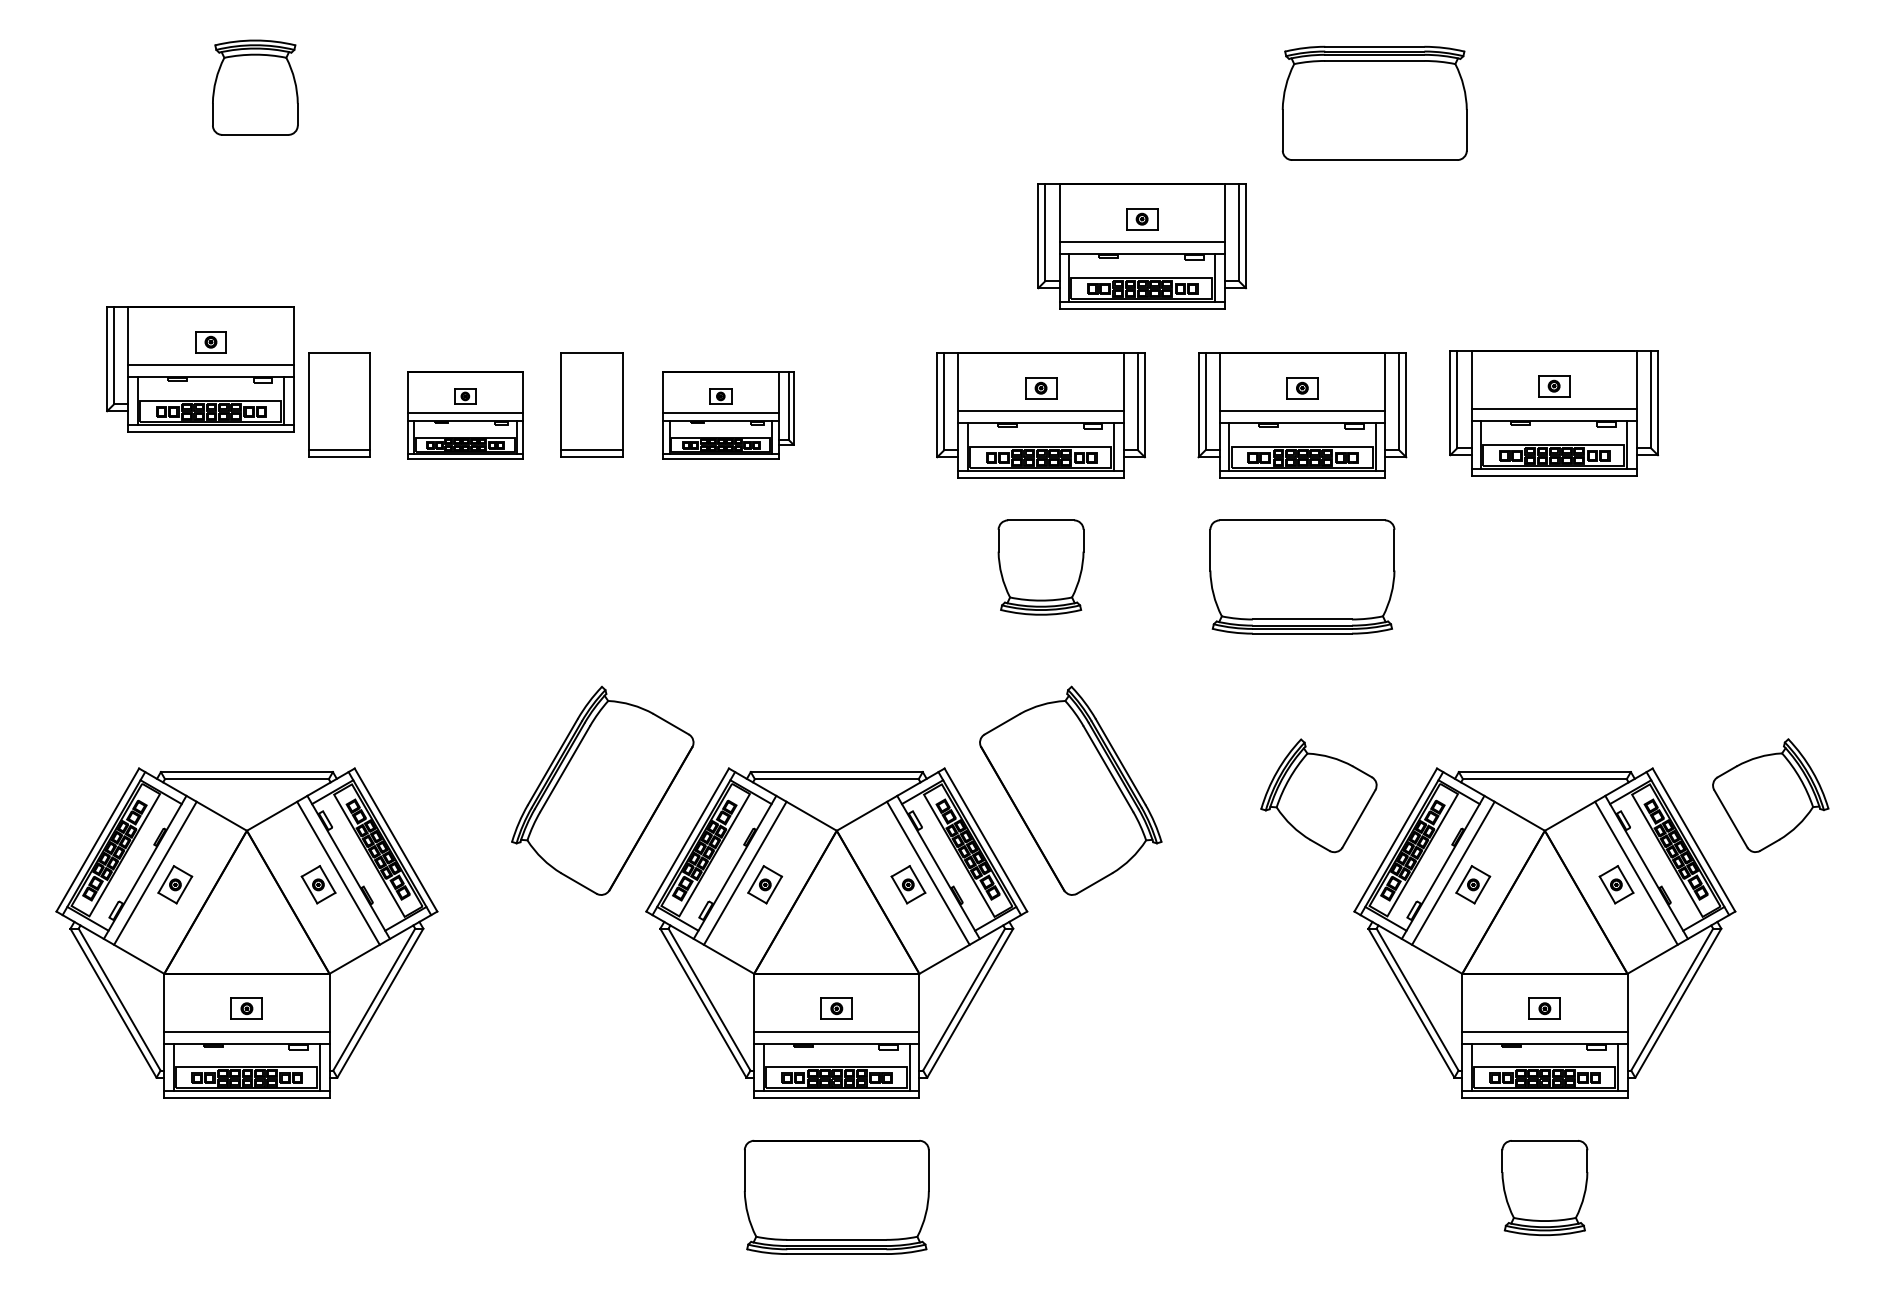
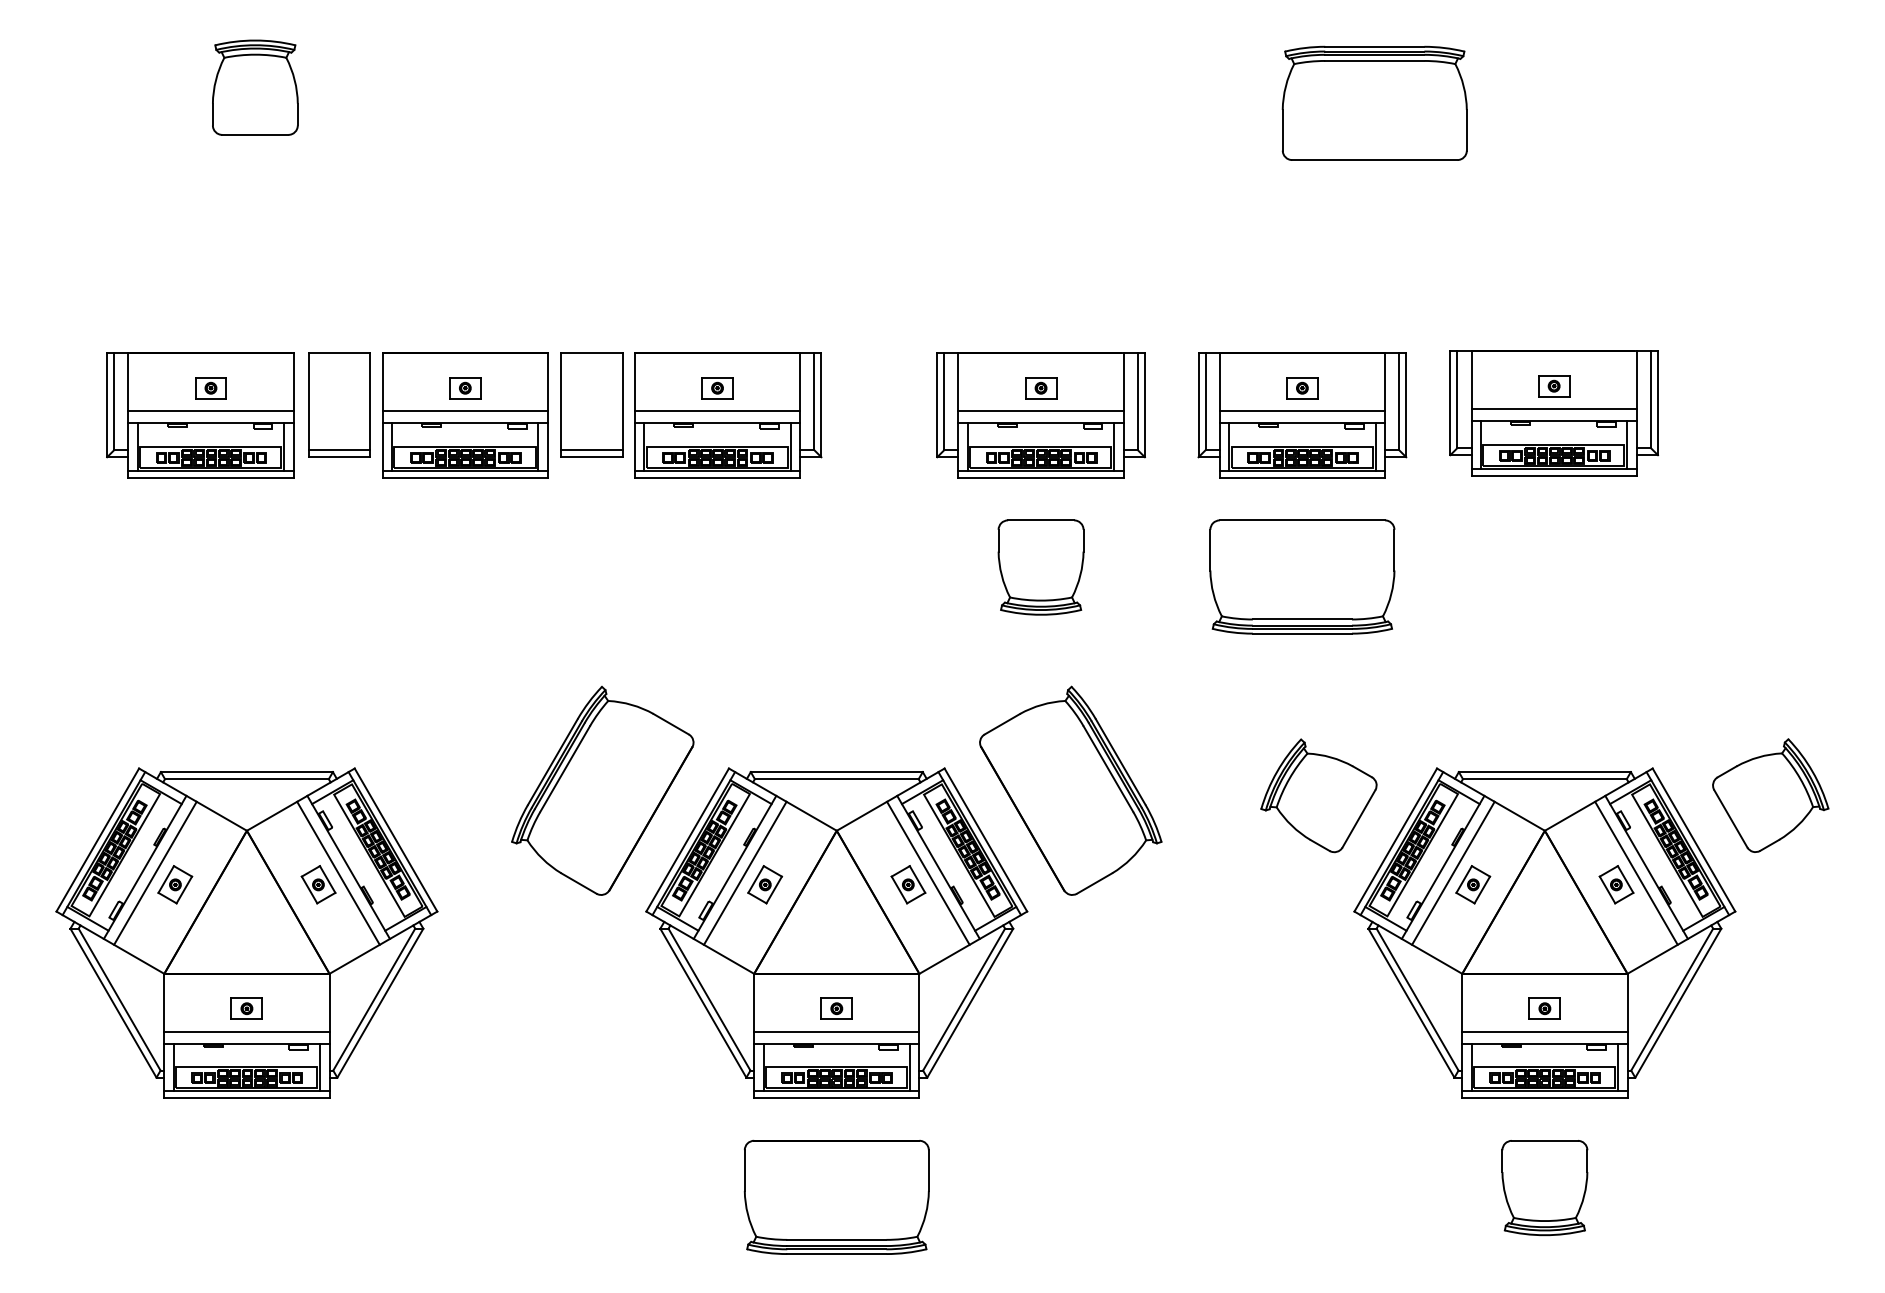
part: present -> none (1141, 246)
part position: (200, 369) -> (200, 415) (200, 415)
part size: 117x89 px -> 167x127 px (465, 415)
part size: 133x89 px -> 189x127 px (728, 415)
